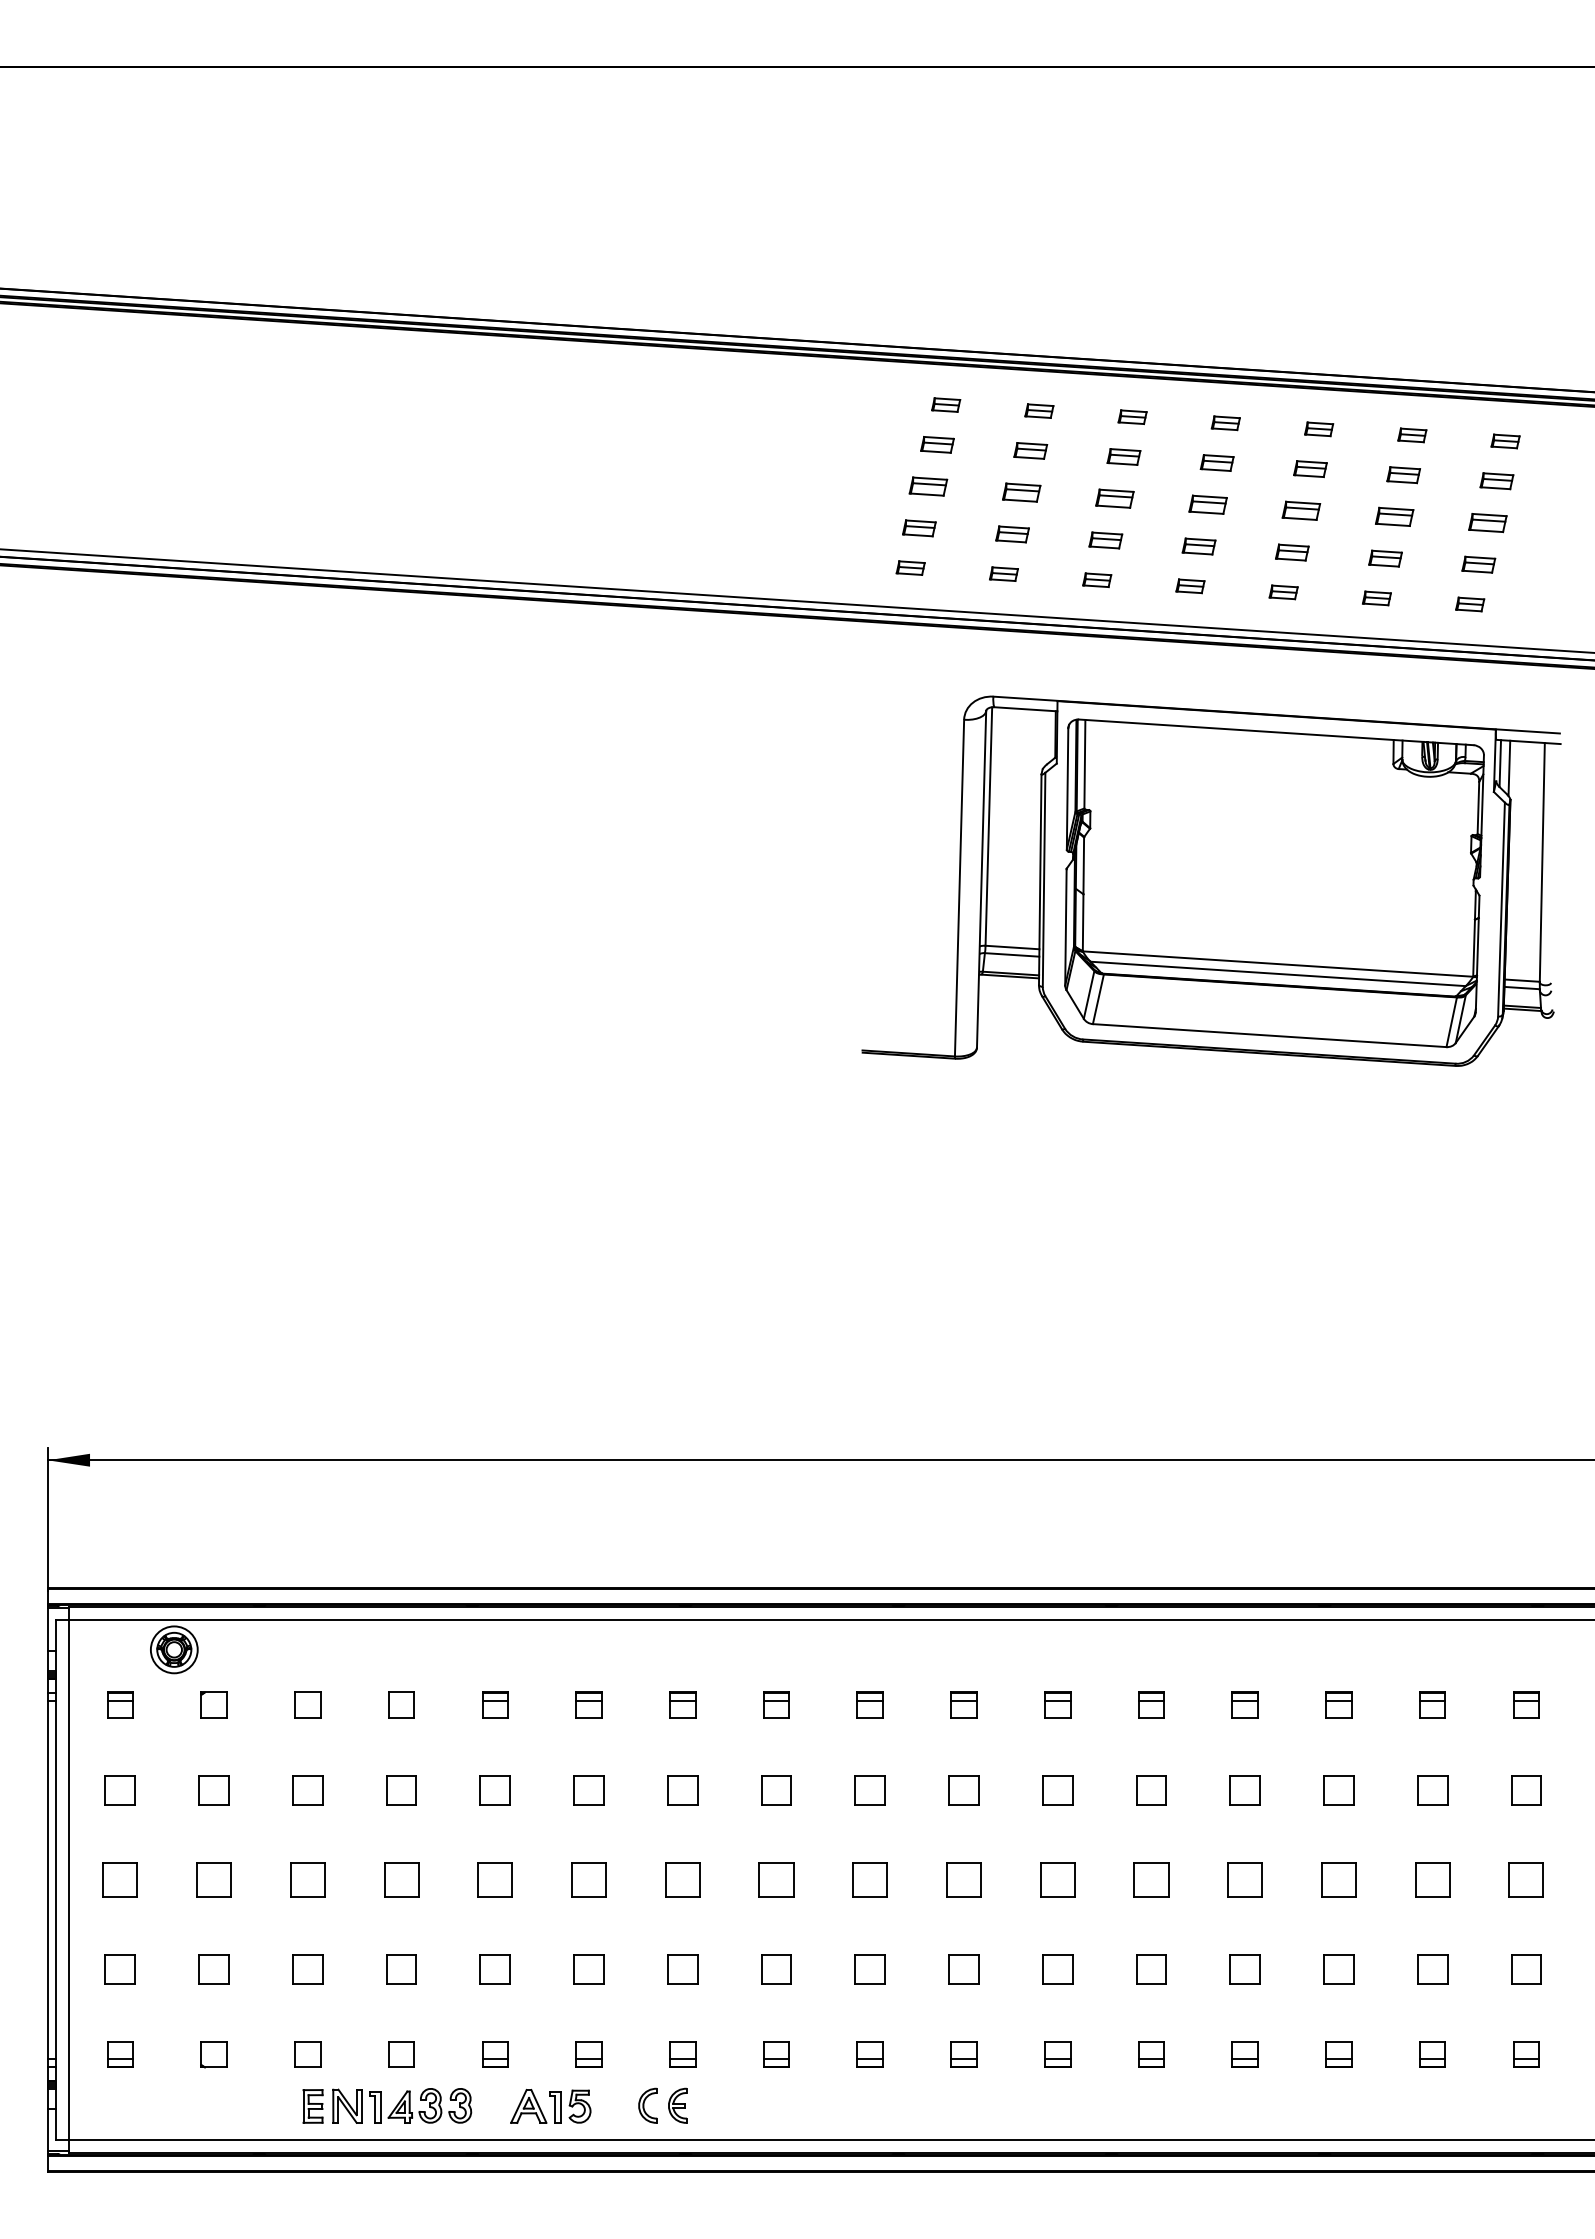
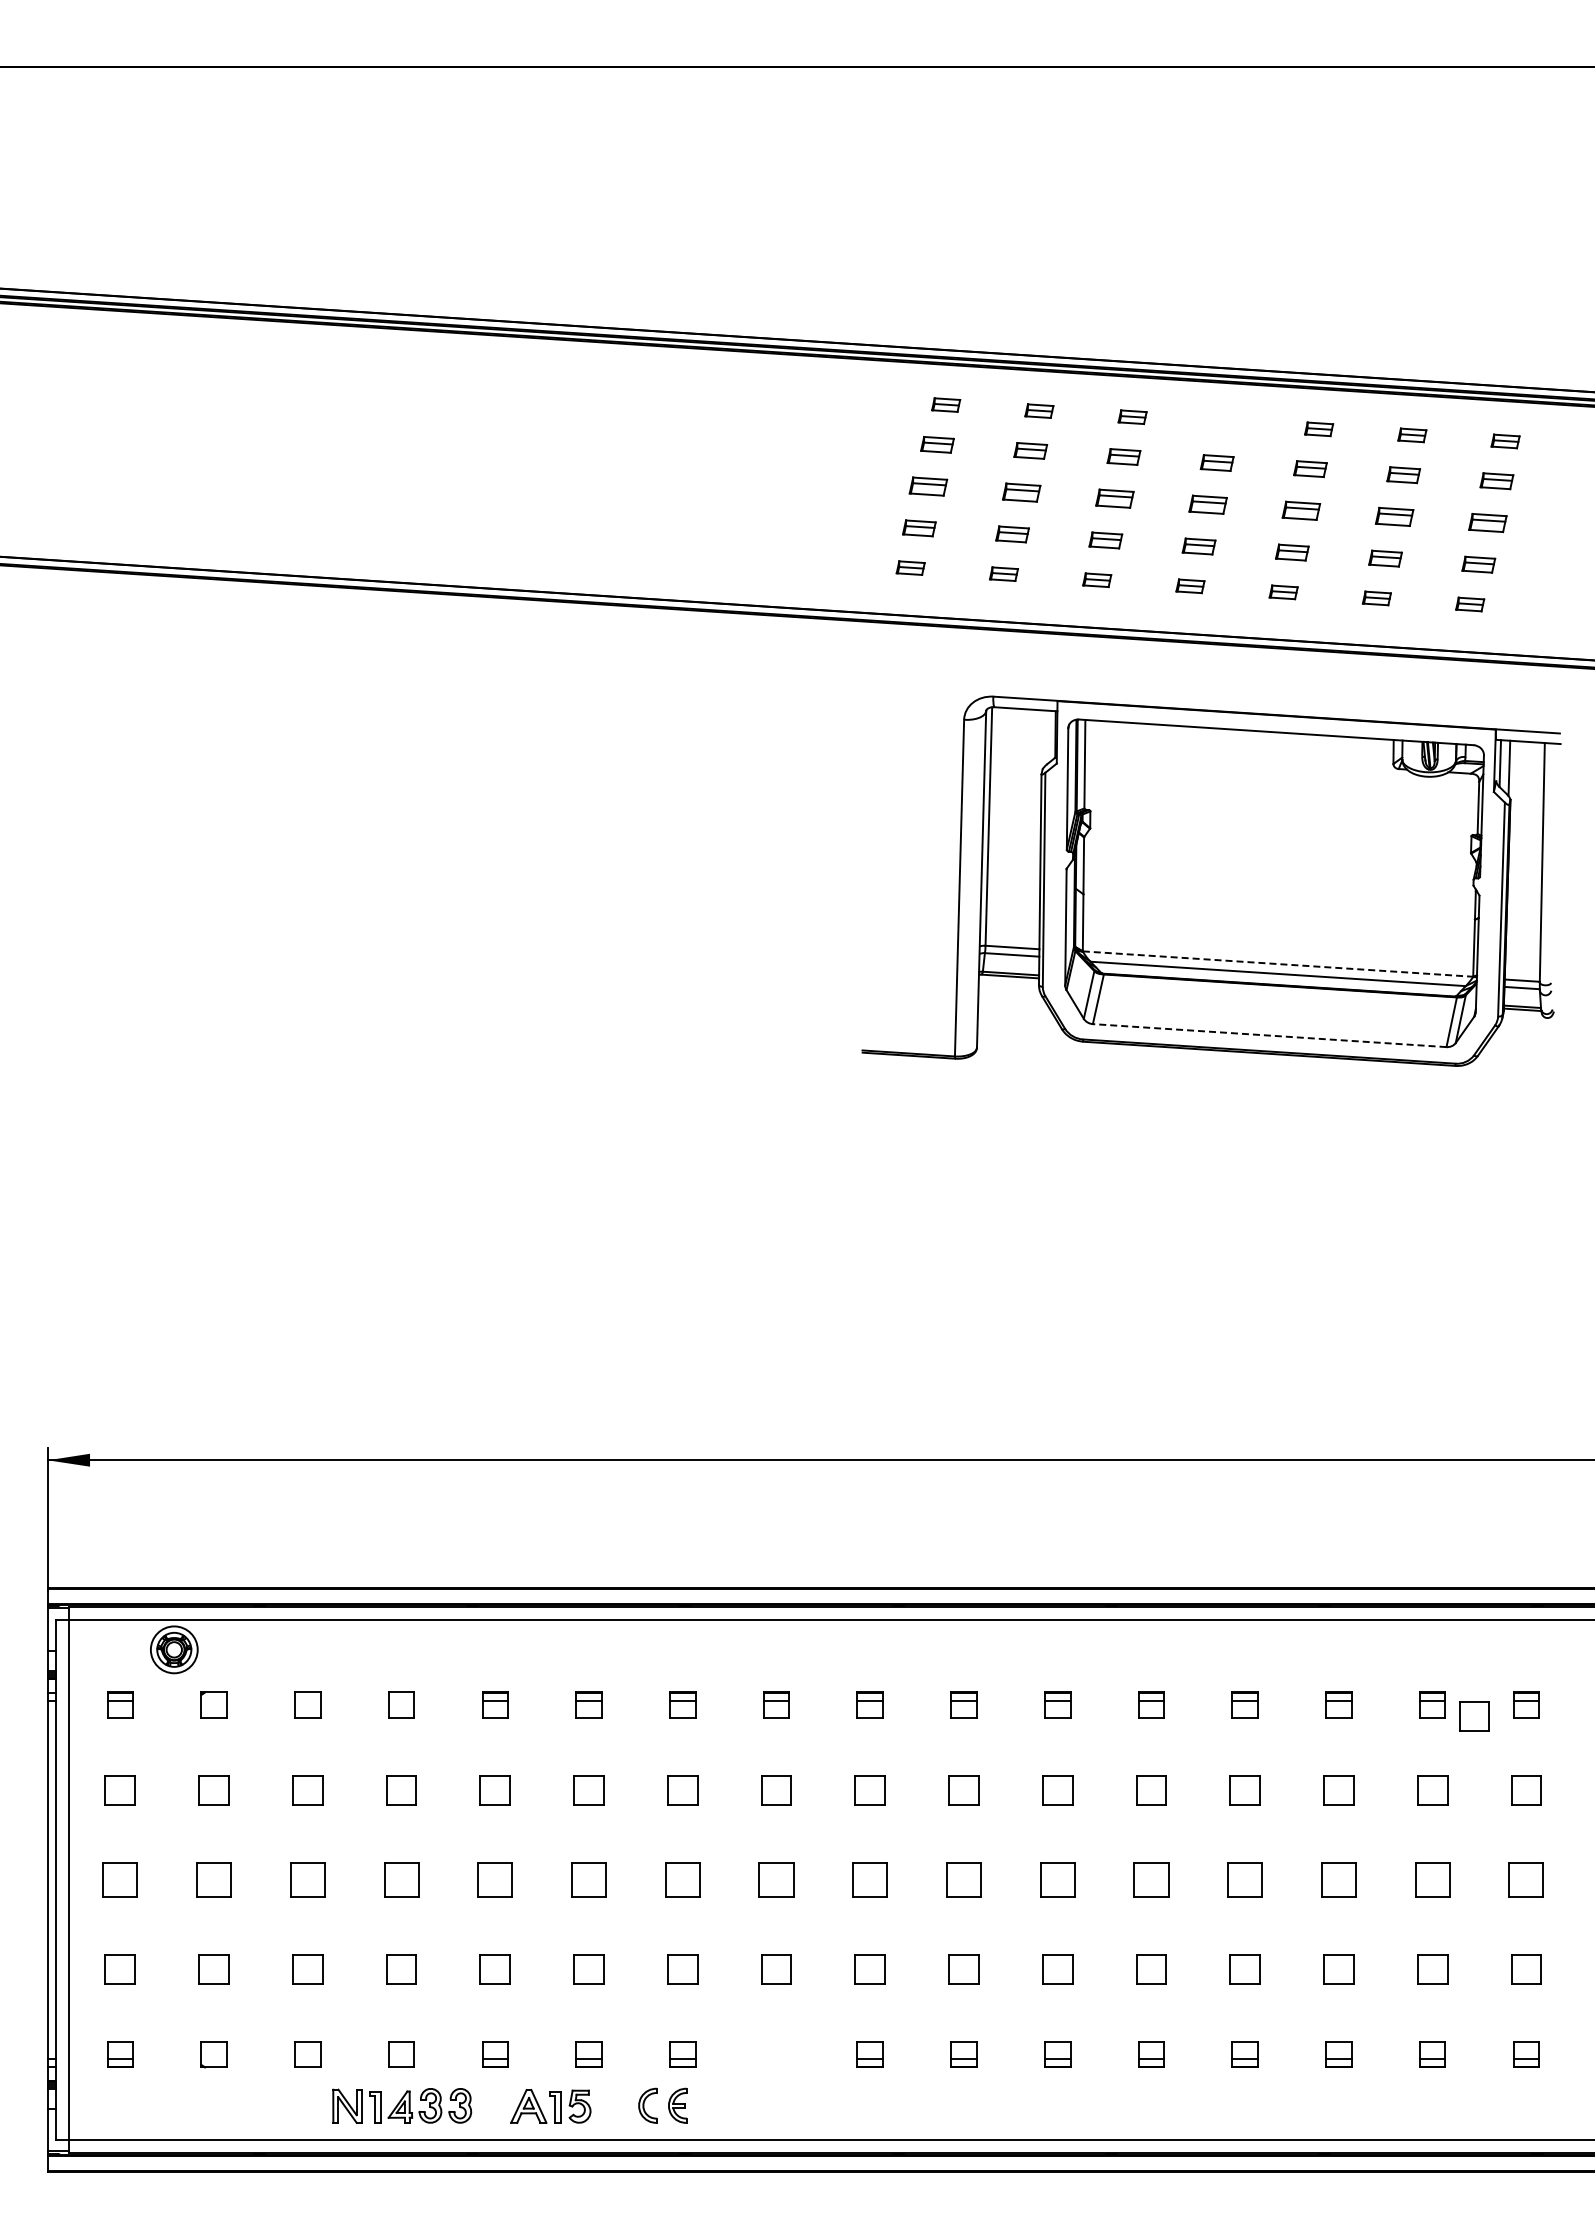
part: present -> none (1225, 423)
line: present -> none (796, 600)
line: solid -> dashed (1278, 964)
line: solid -> dashed (1269, 1035)
part: none -> present (1474, 1716)
part: present -> none (776, 2054)
part: present -> none (312, 2106)
